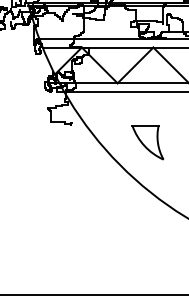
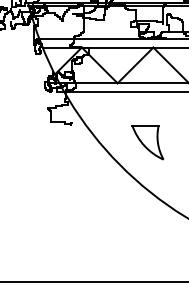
line position: (93, 294) -> (93, 281) (93, 281)
